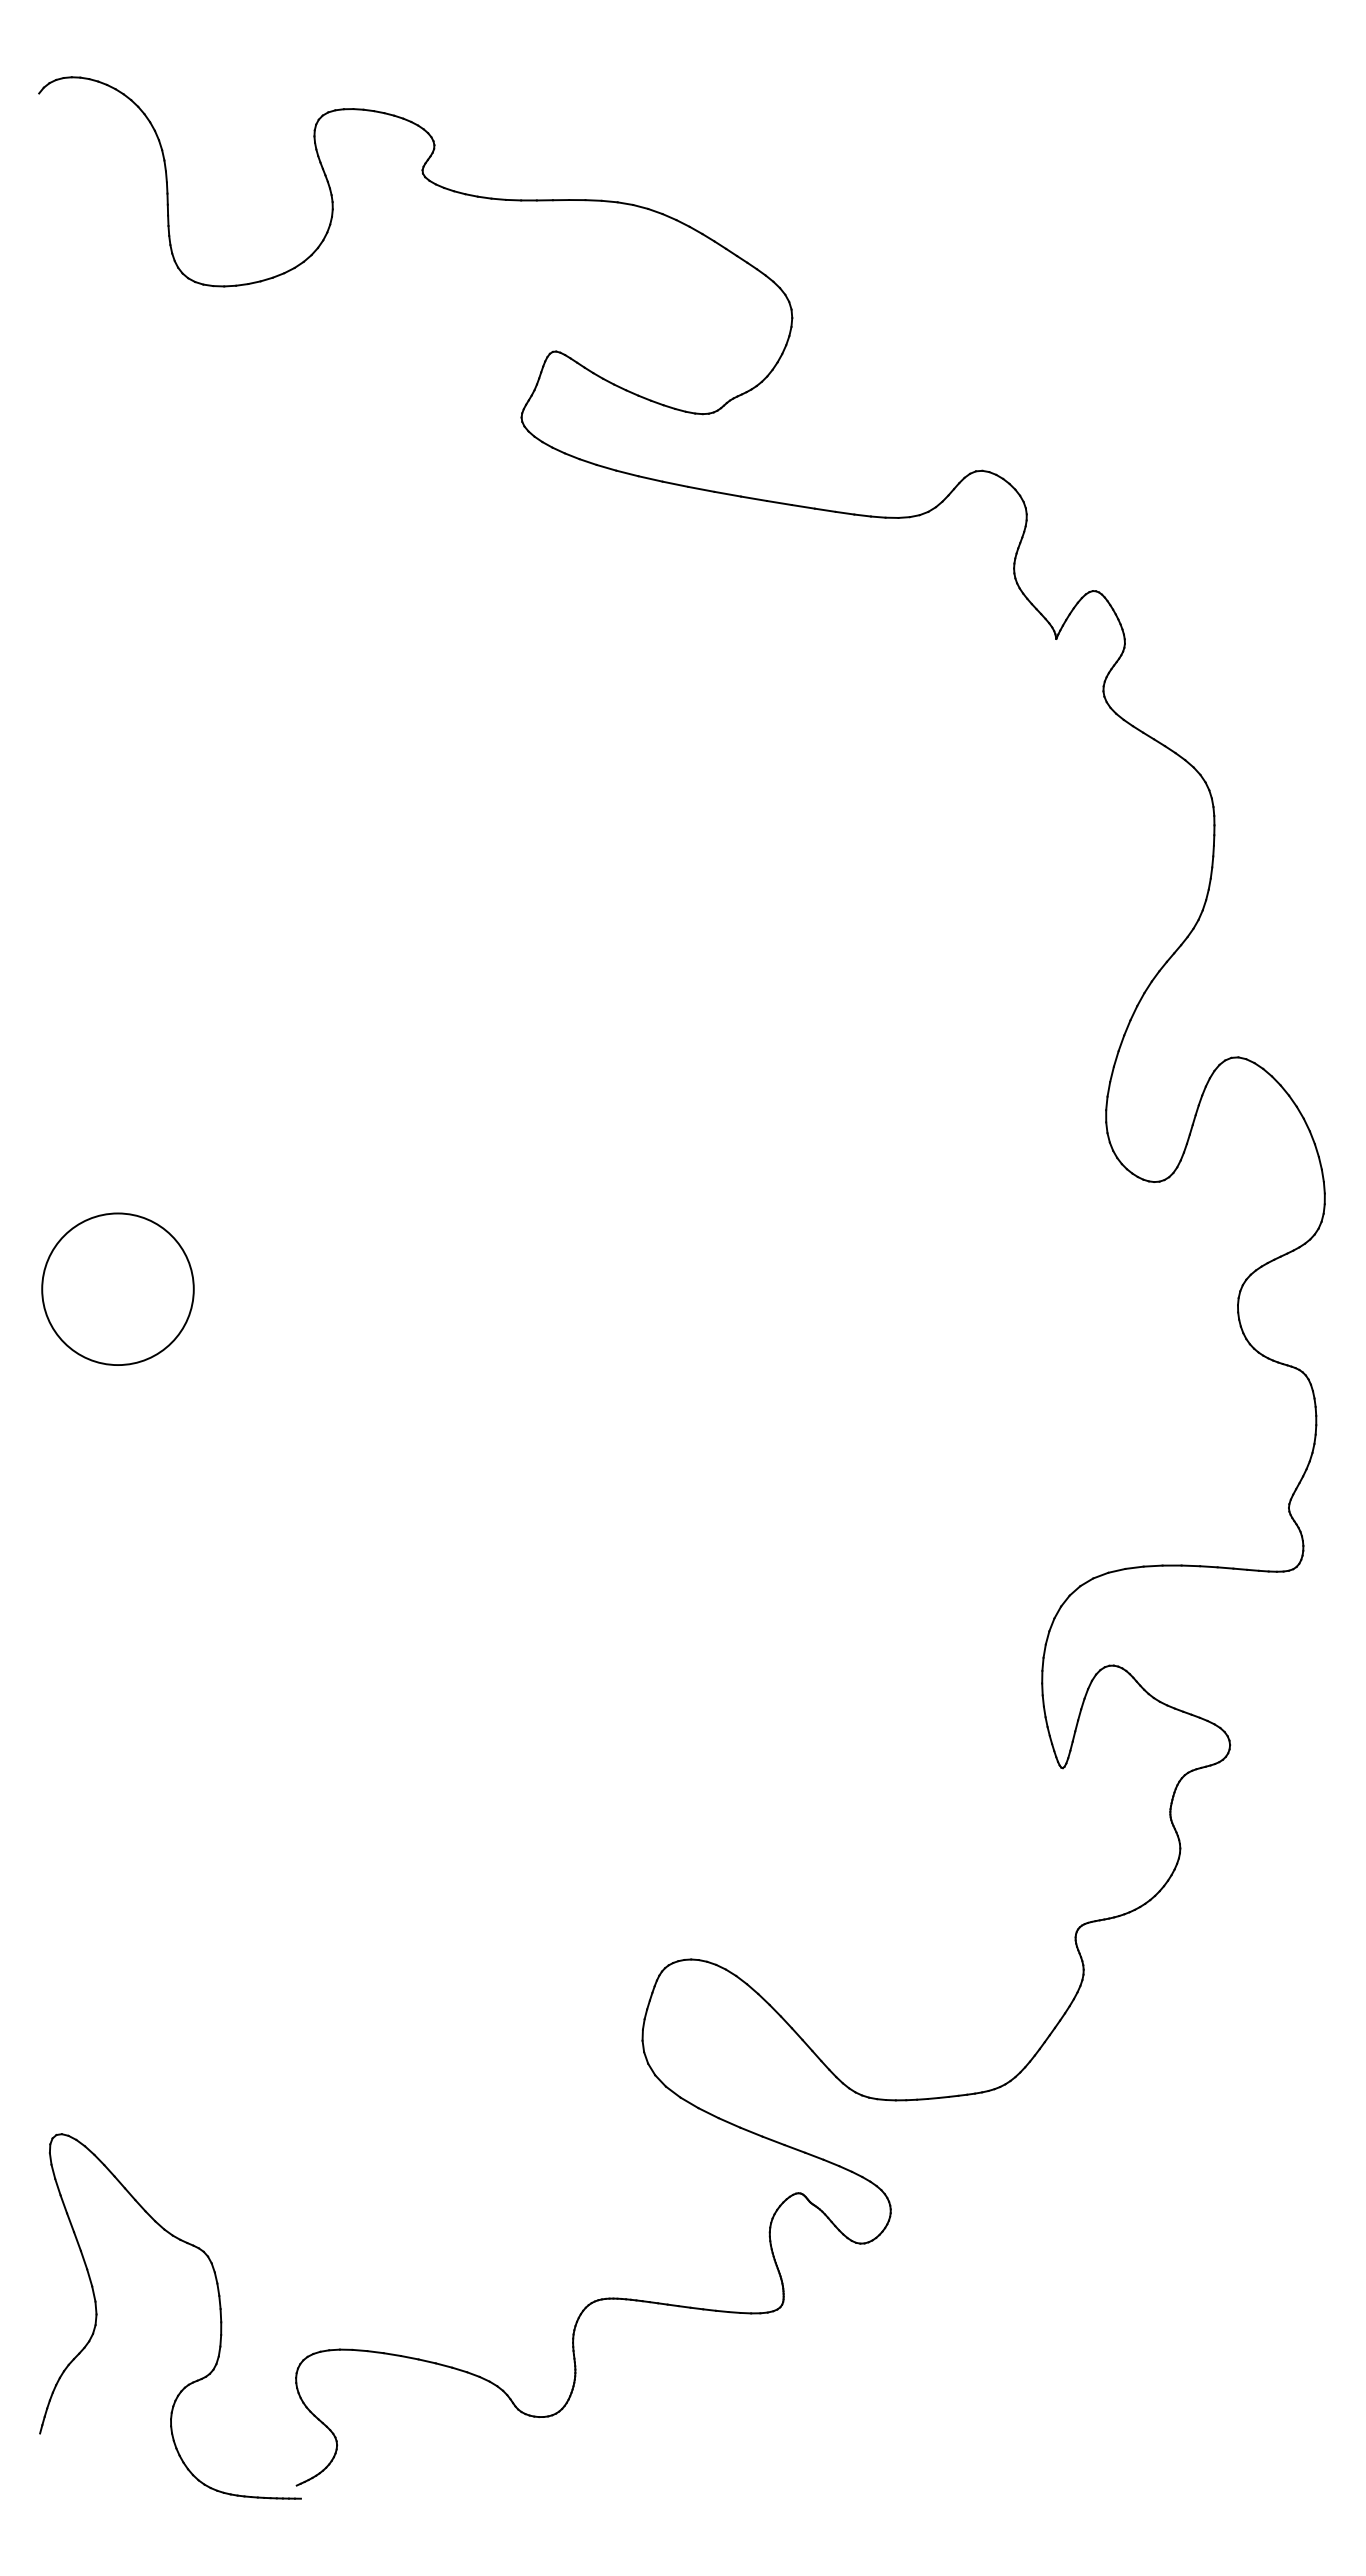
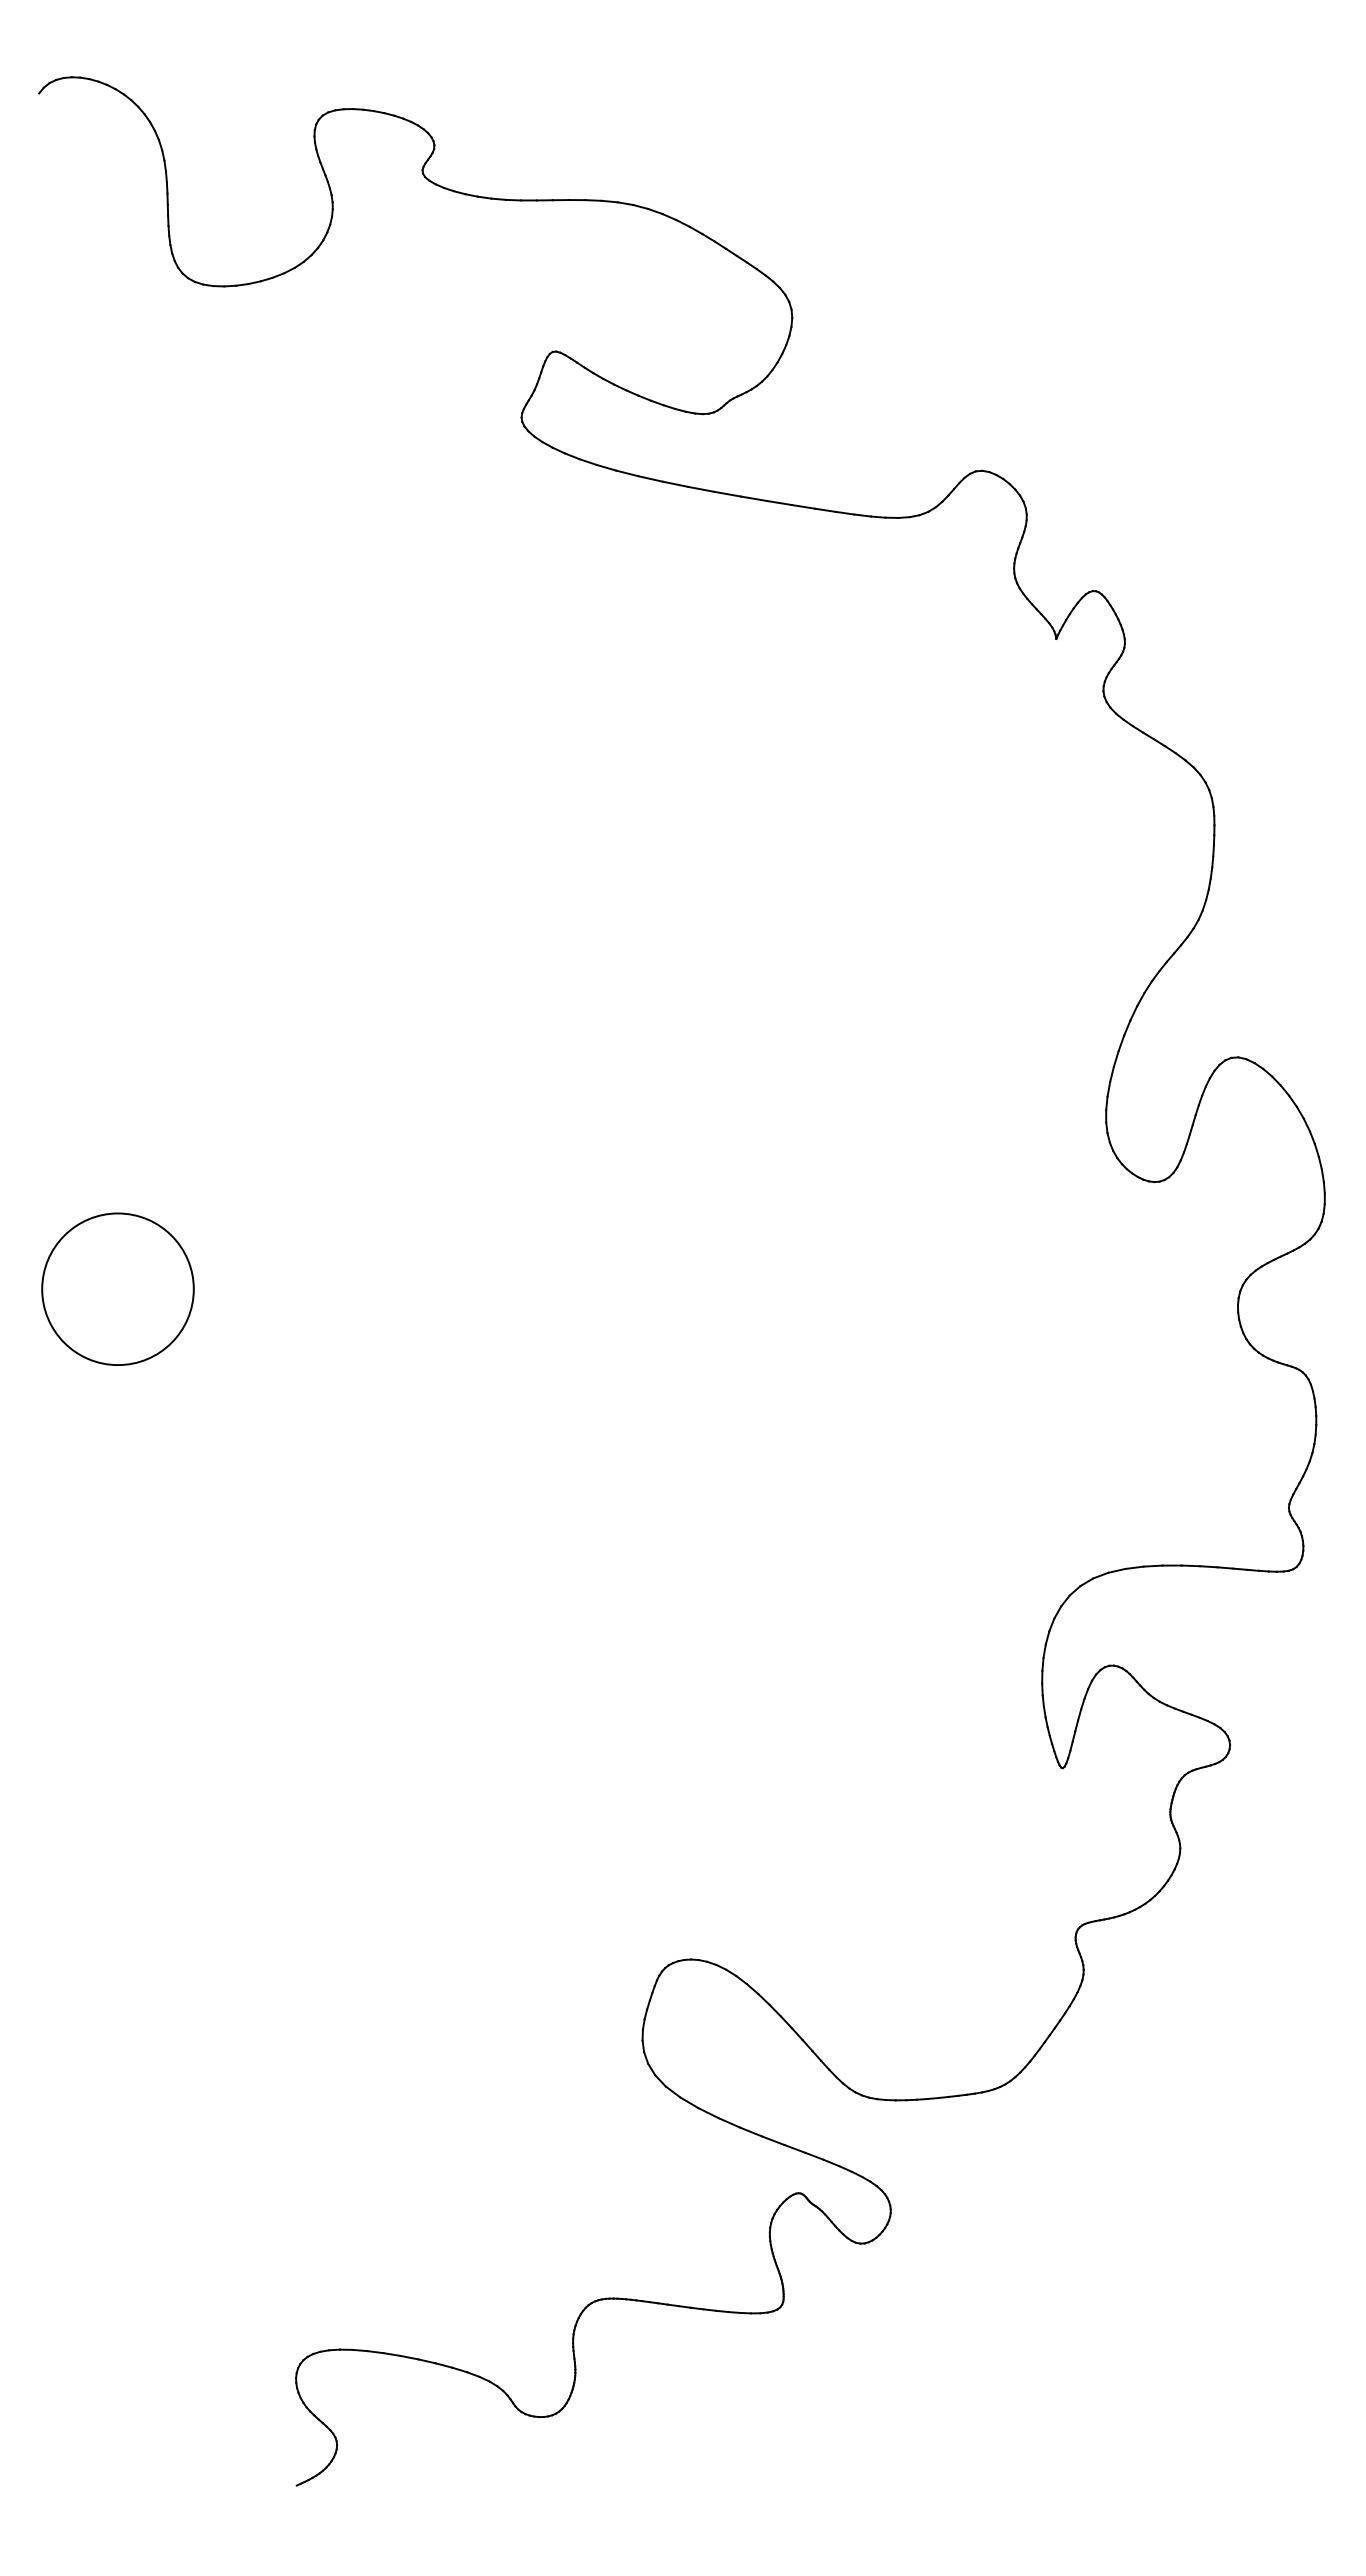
part: present -> none (219, 2313)
